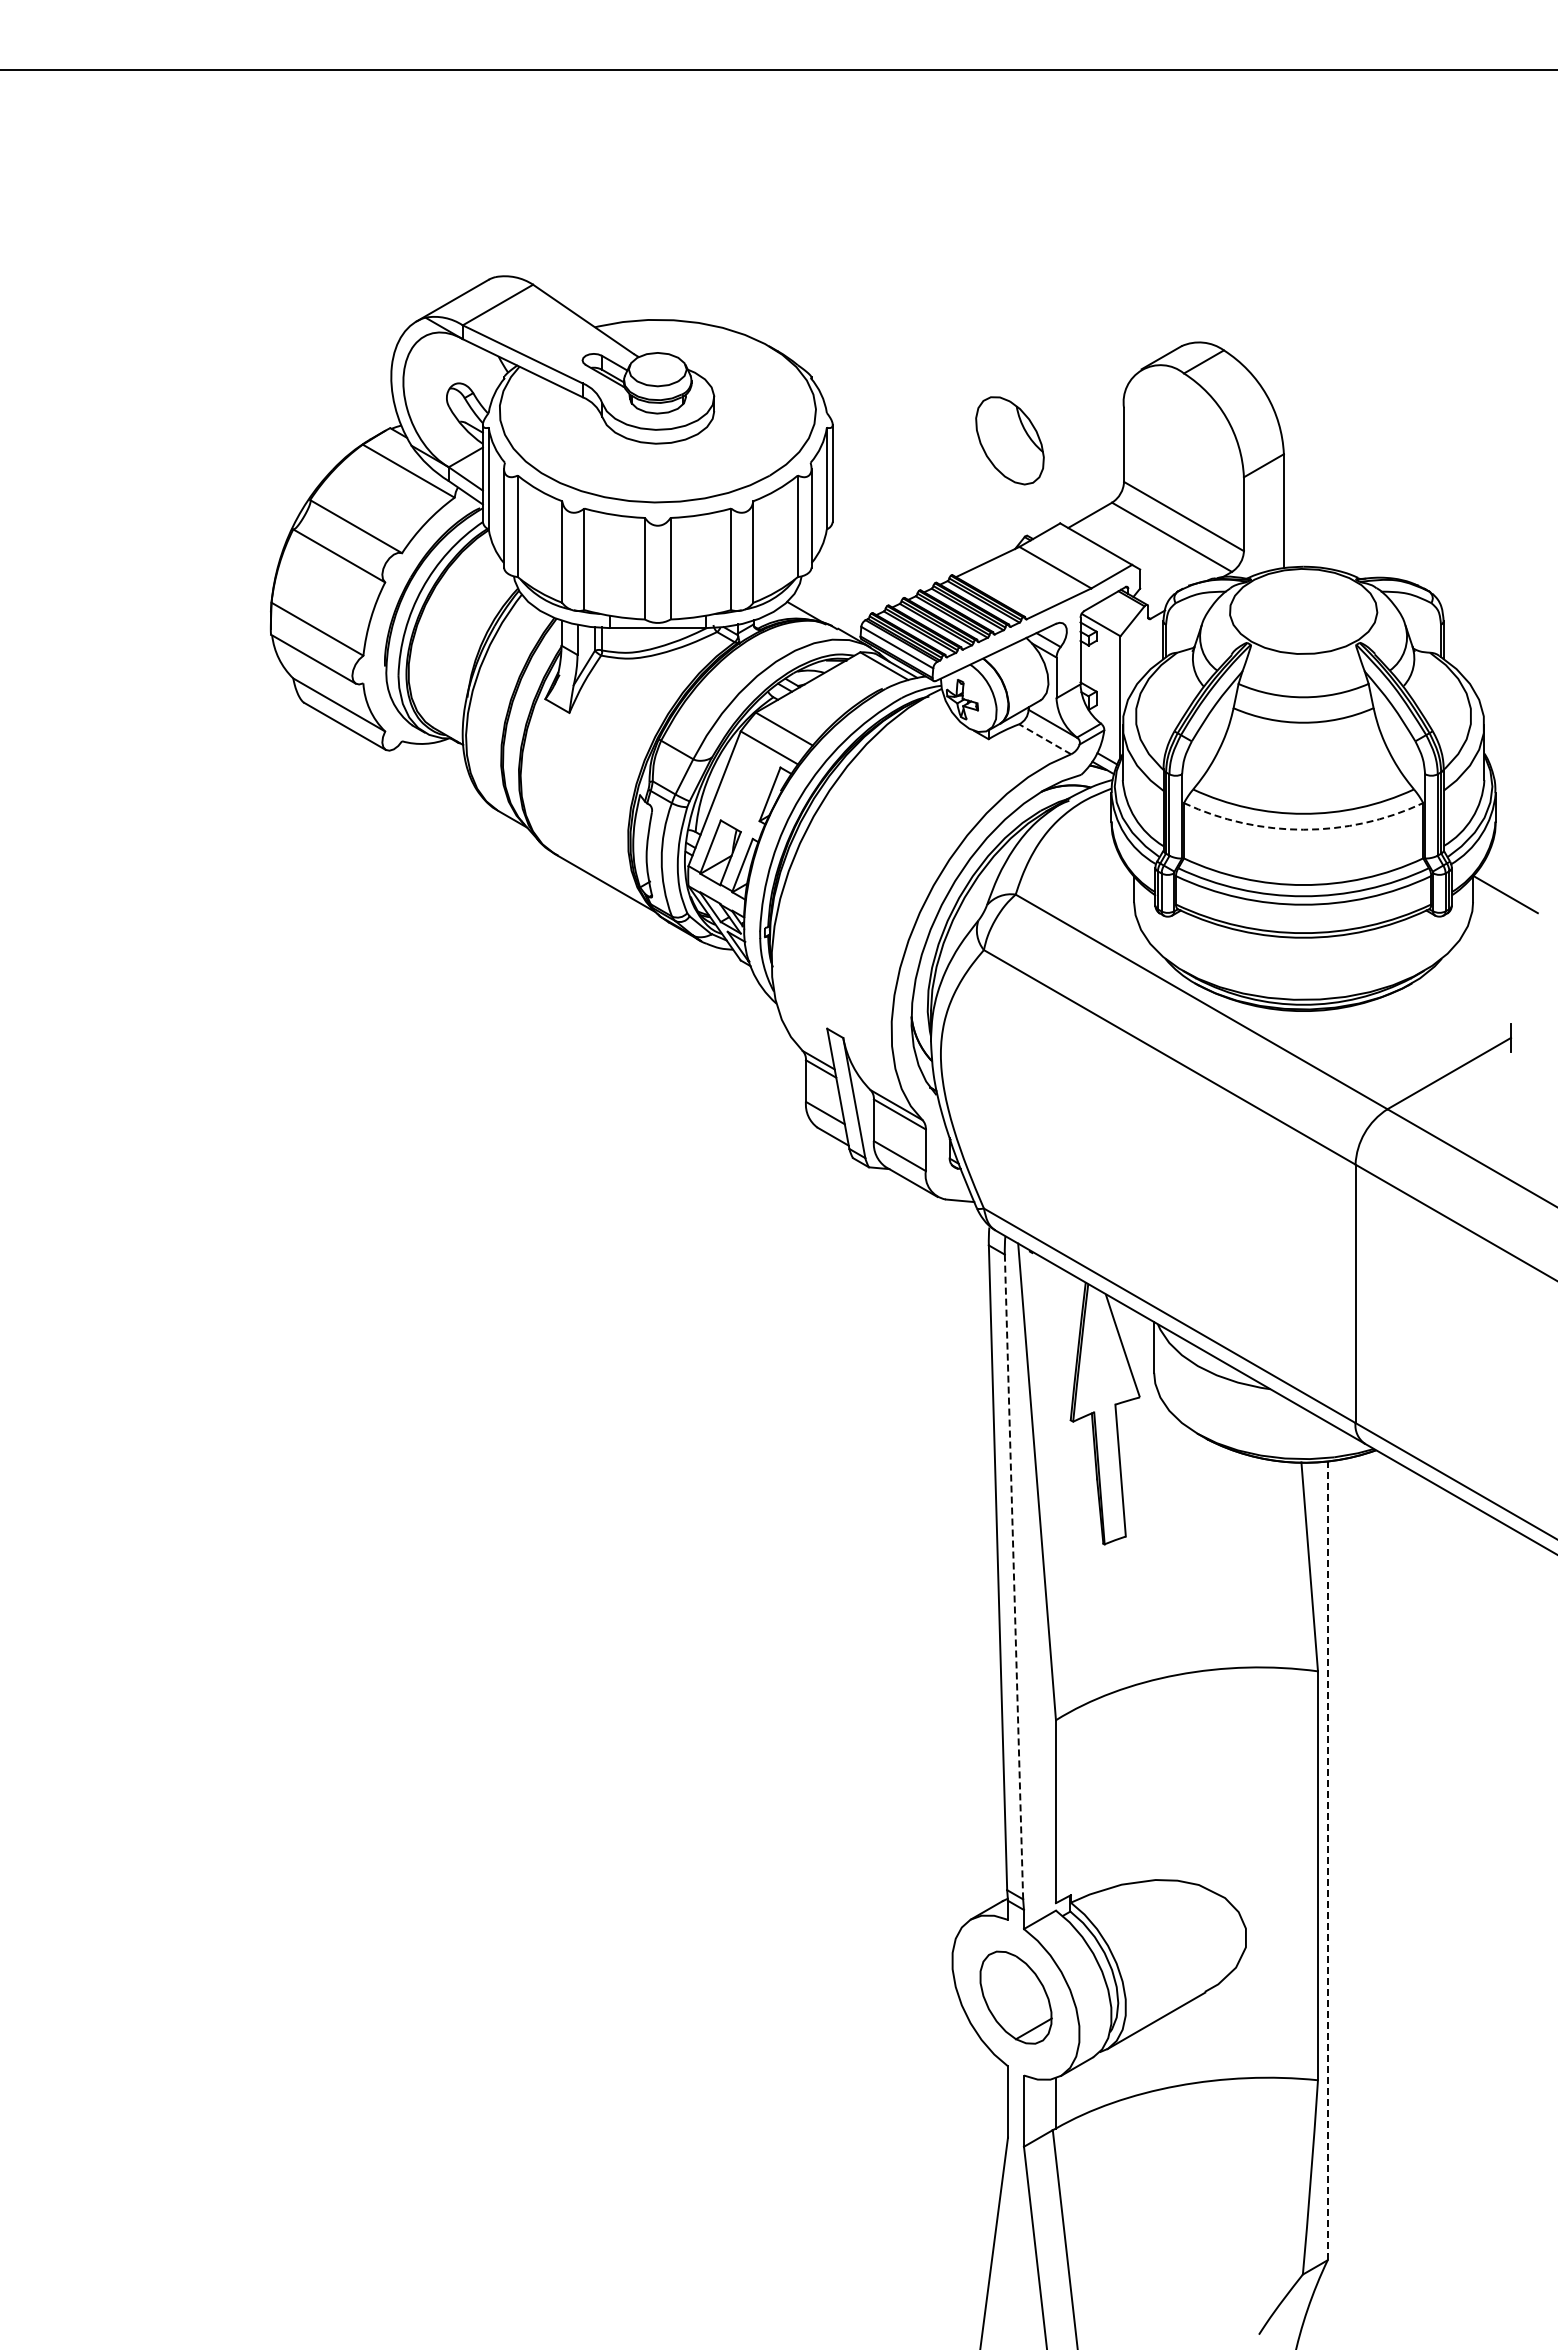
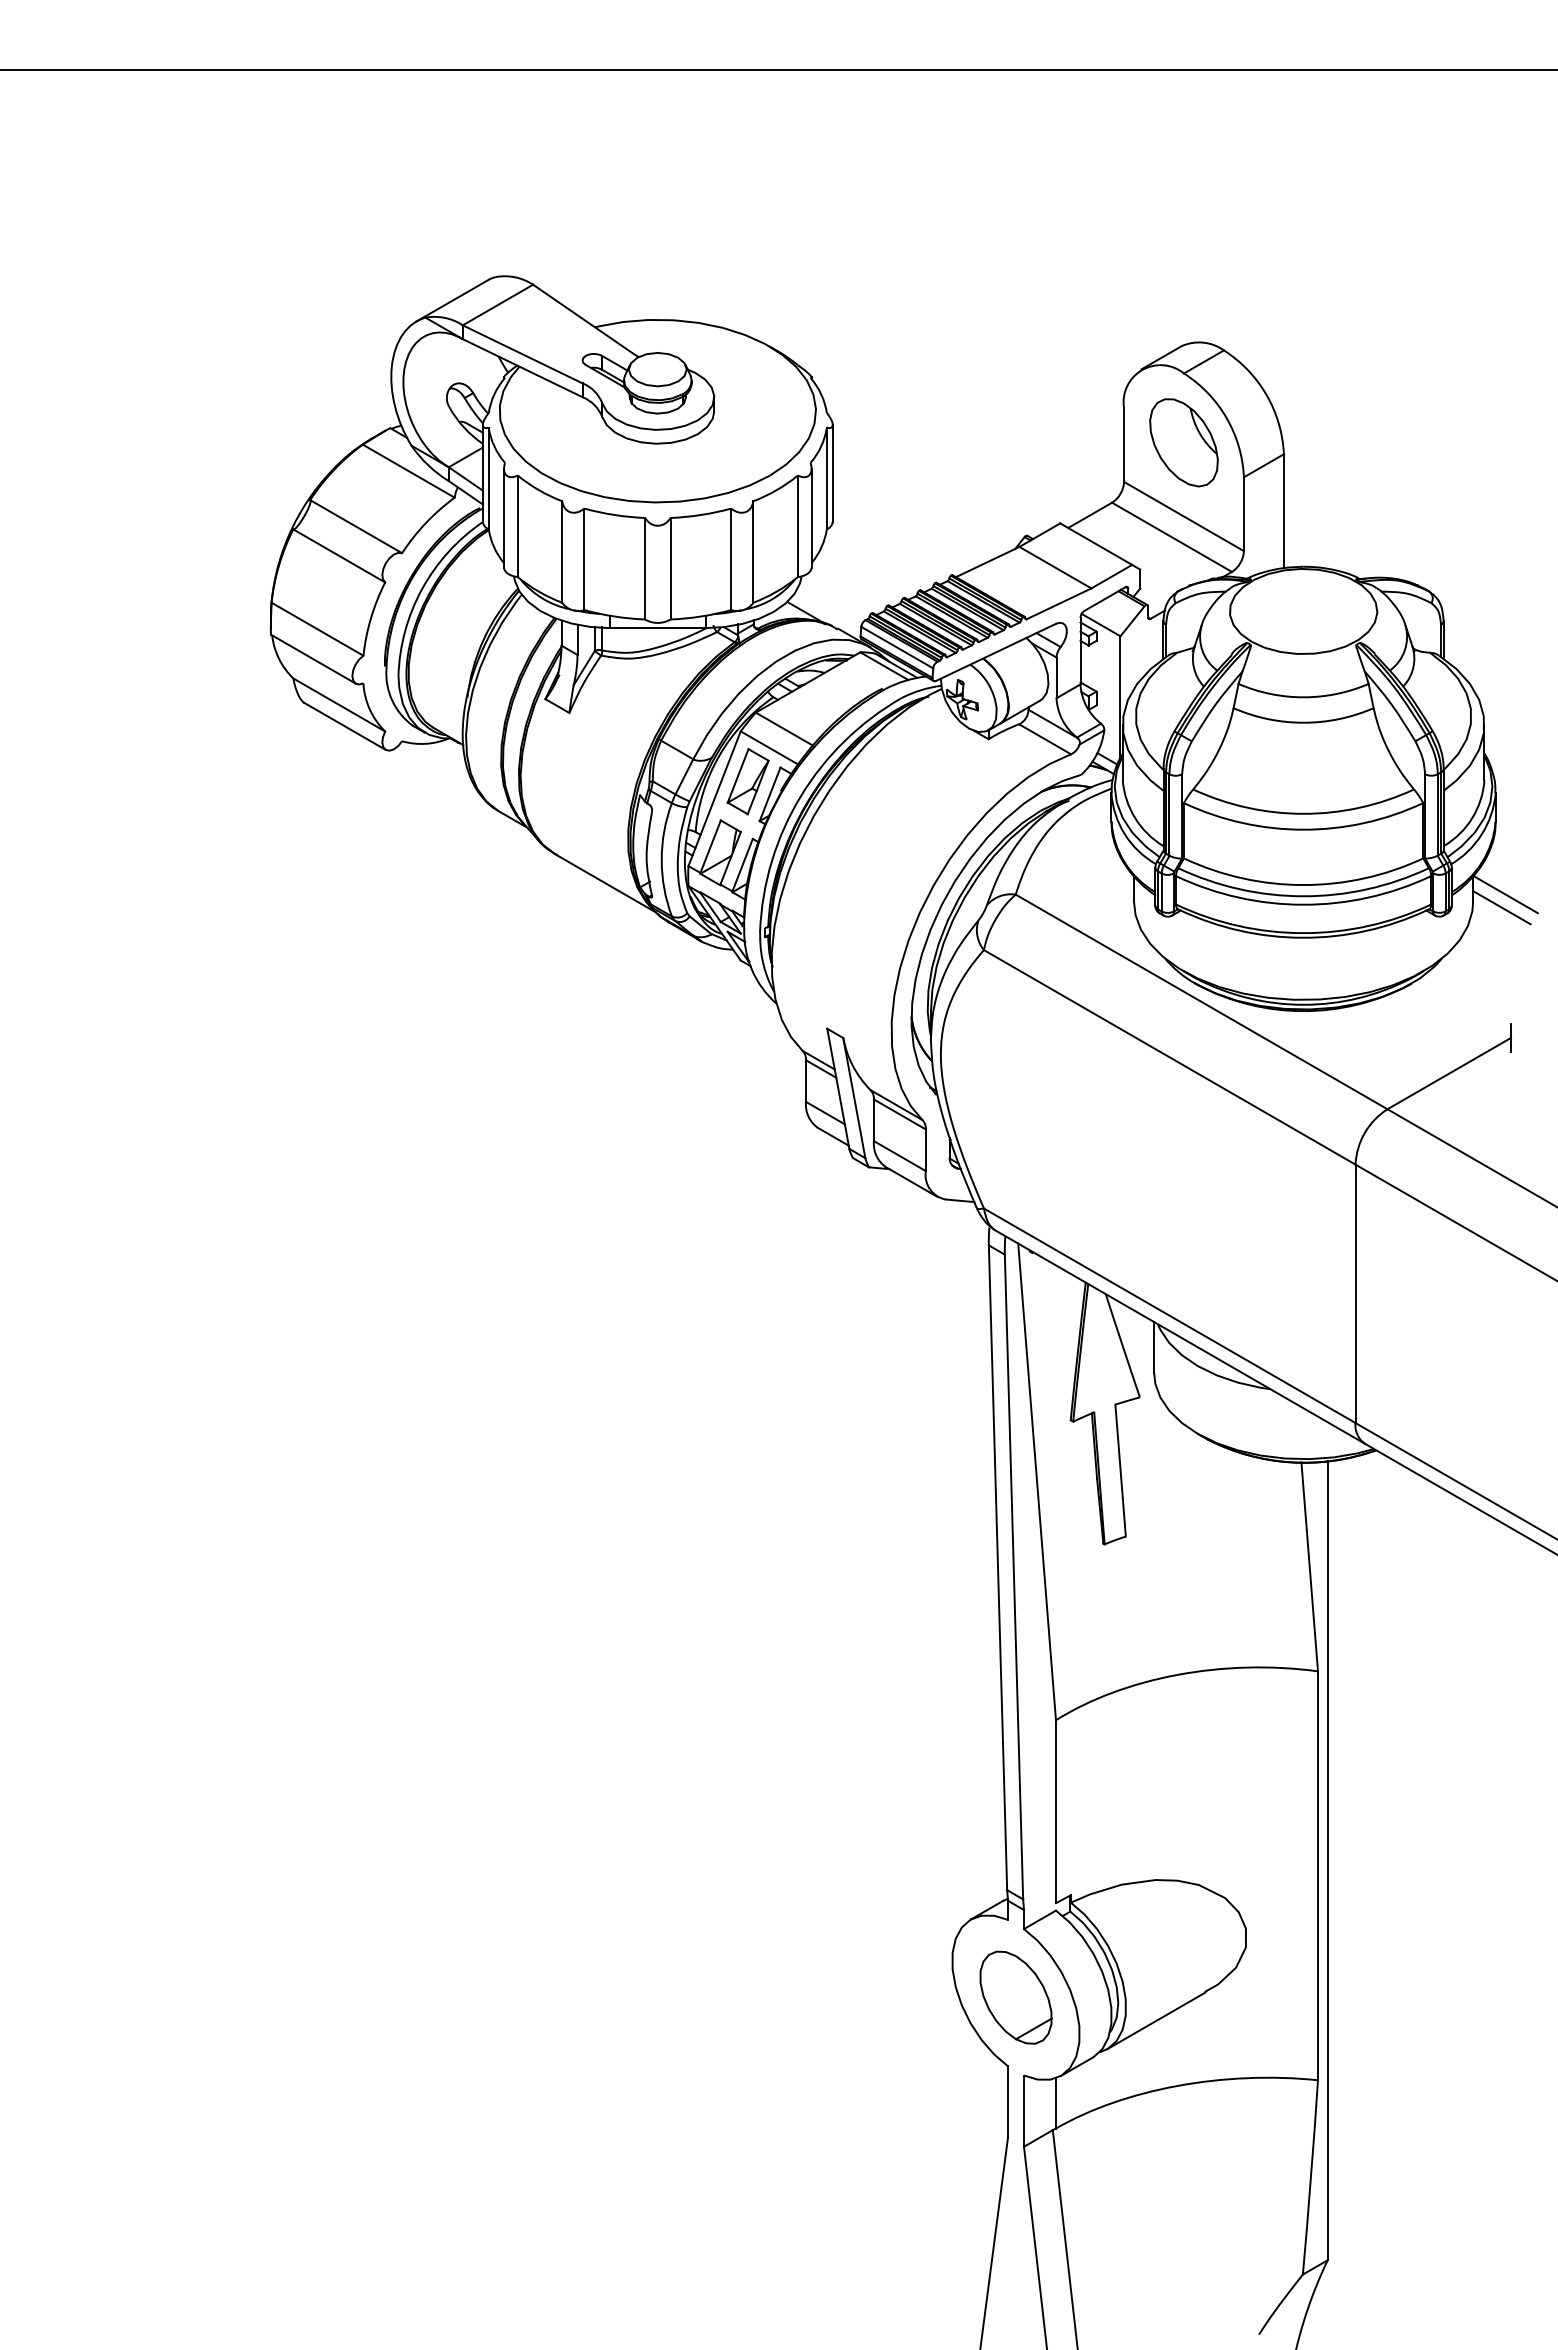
part position: (1009, 440) -> (1183, 442) (1183, 442)
line: dashed -> solid (1045, 739)
part: none -> present (747, 781)
arc: dashed -> solid (1303, 829)
line: none -> present (1501, 907)
line: dashed -> solid (1014, 1577)
line: dashed -> solid (1327, 1860)
